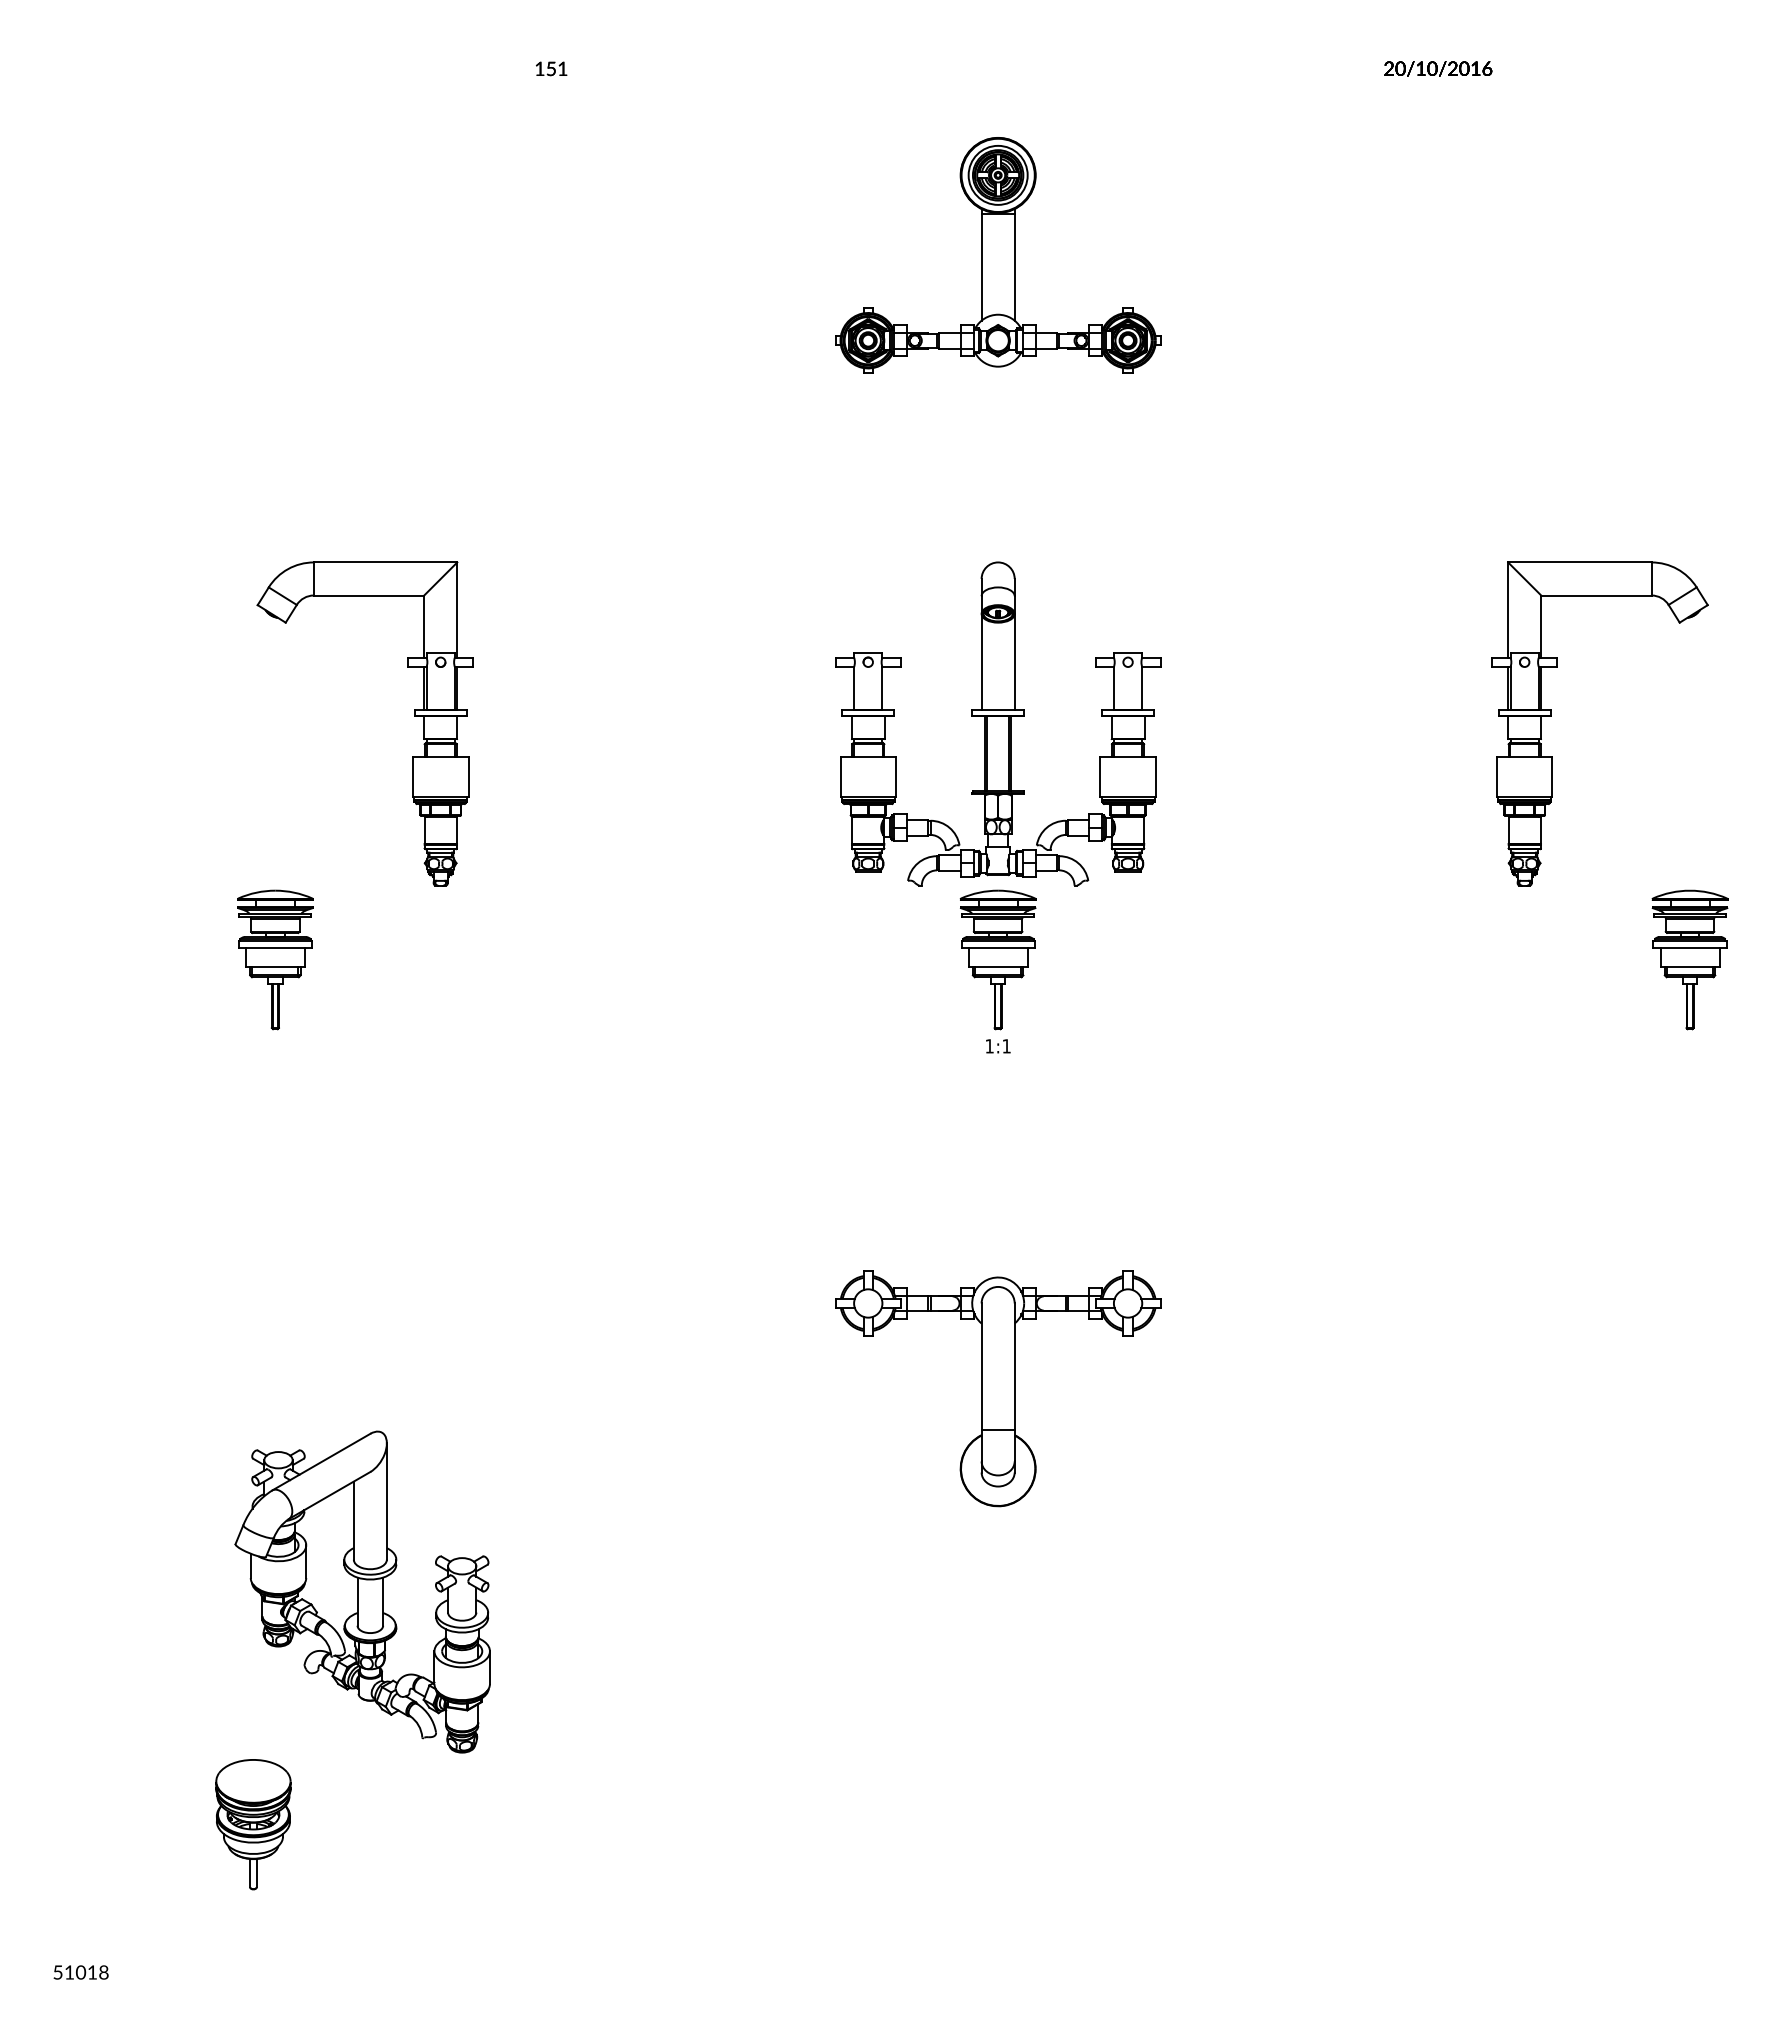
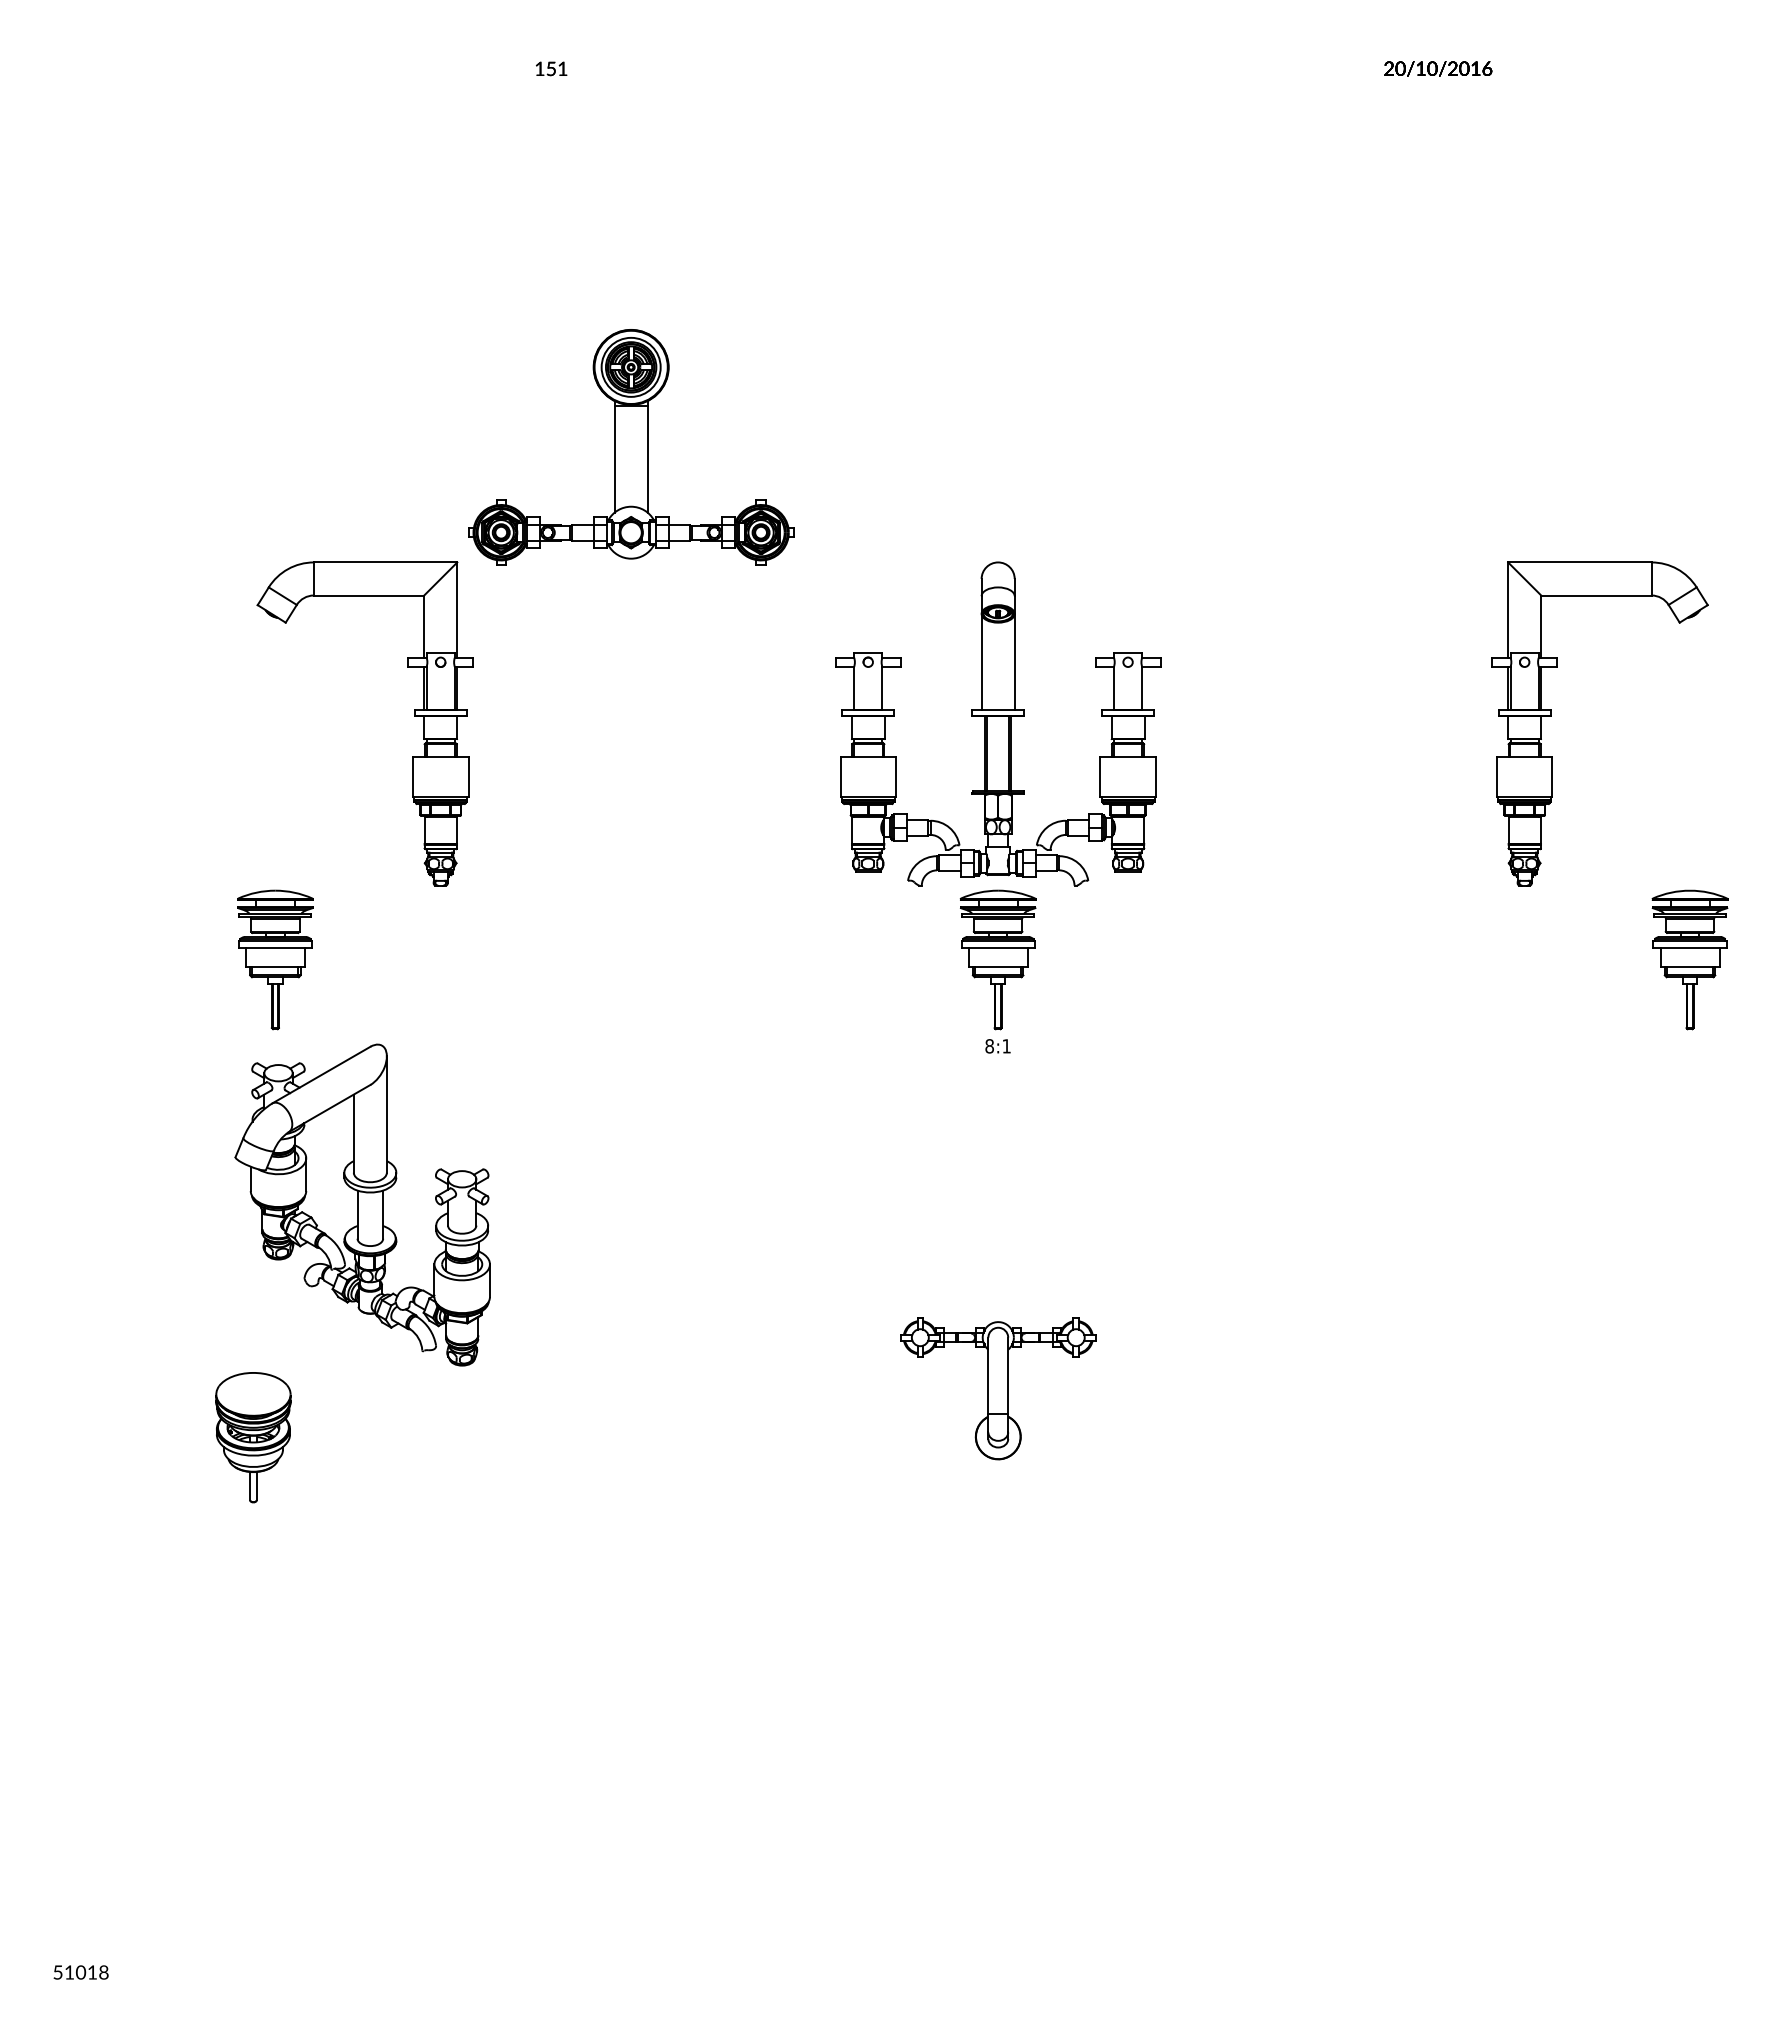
part position: (998, 255) -> (631, 447) (631, 447)
text: 1:1 -> 8:1 (989, 1046)
part size: 327x238 px -> 197x144 px (998, 1388)
part position: (352, 1660) -> (352, 1273) (352, 1273)
